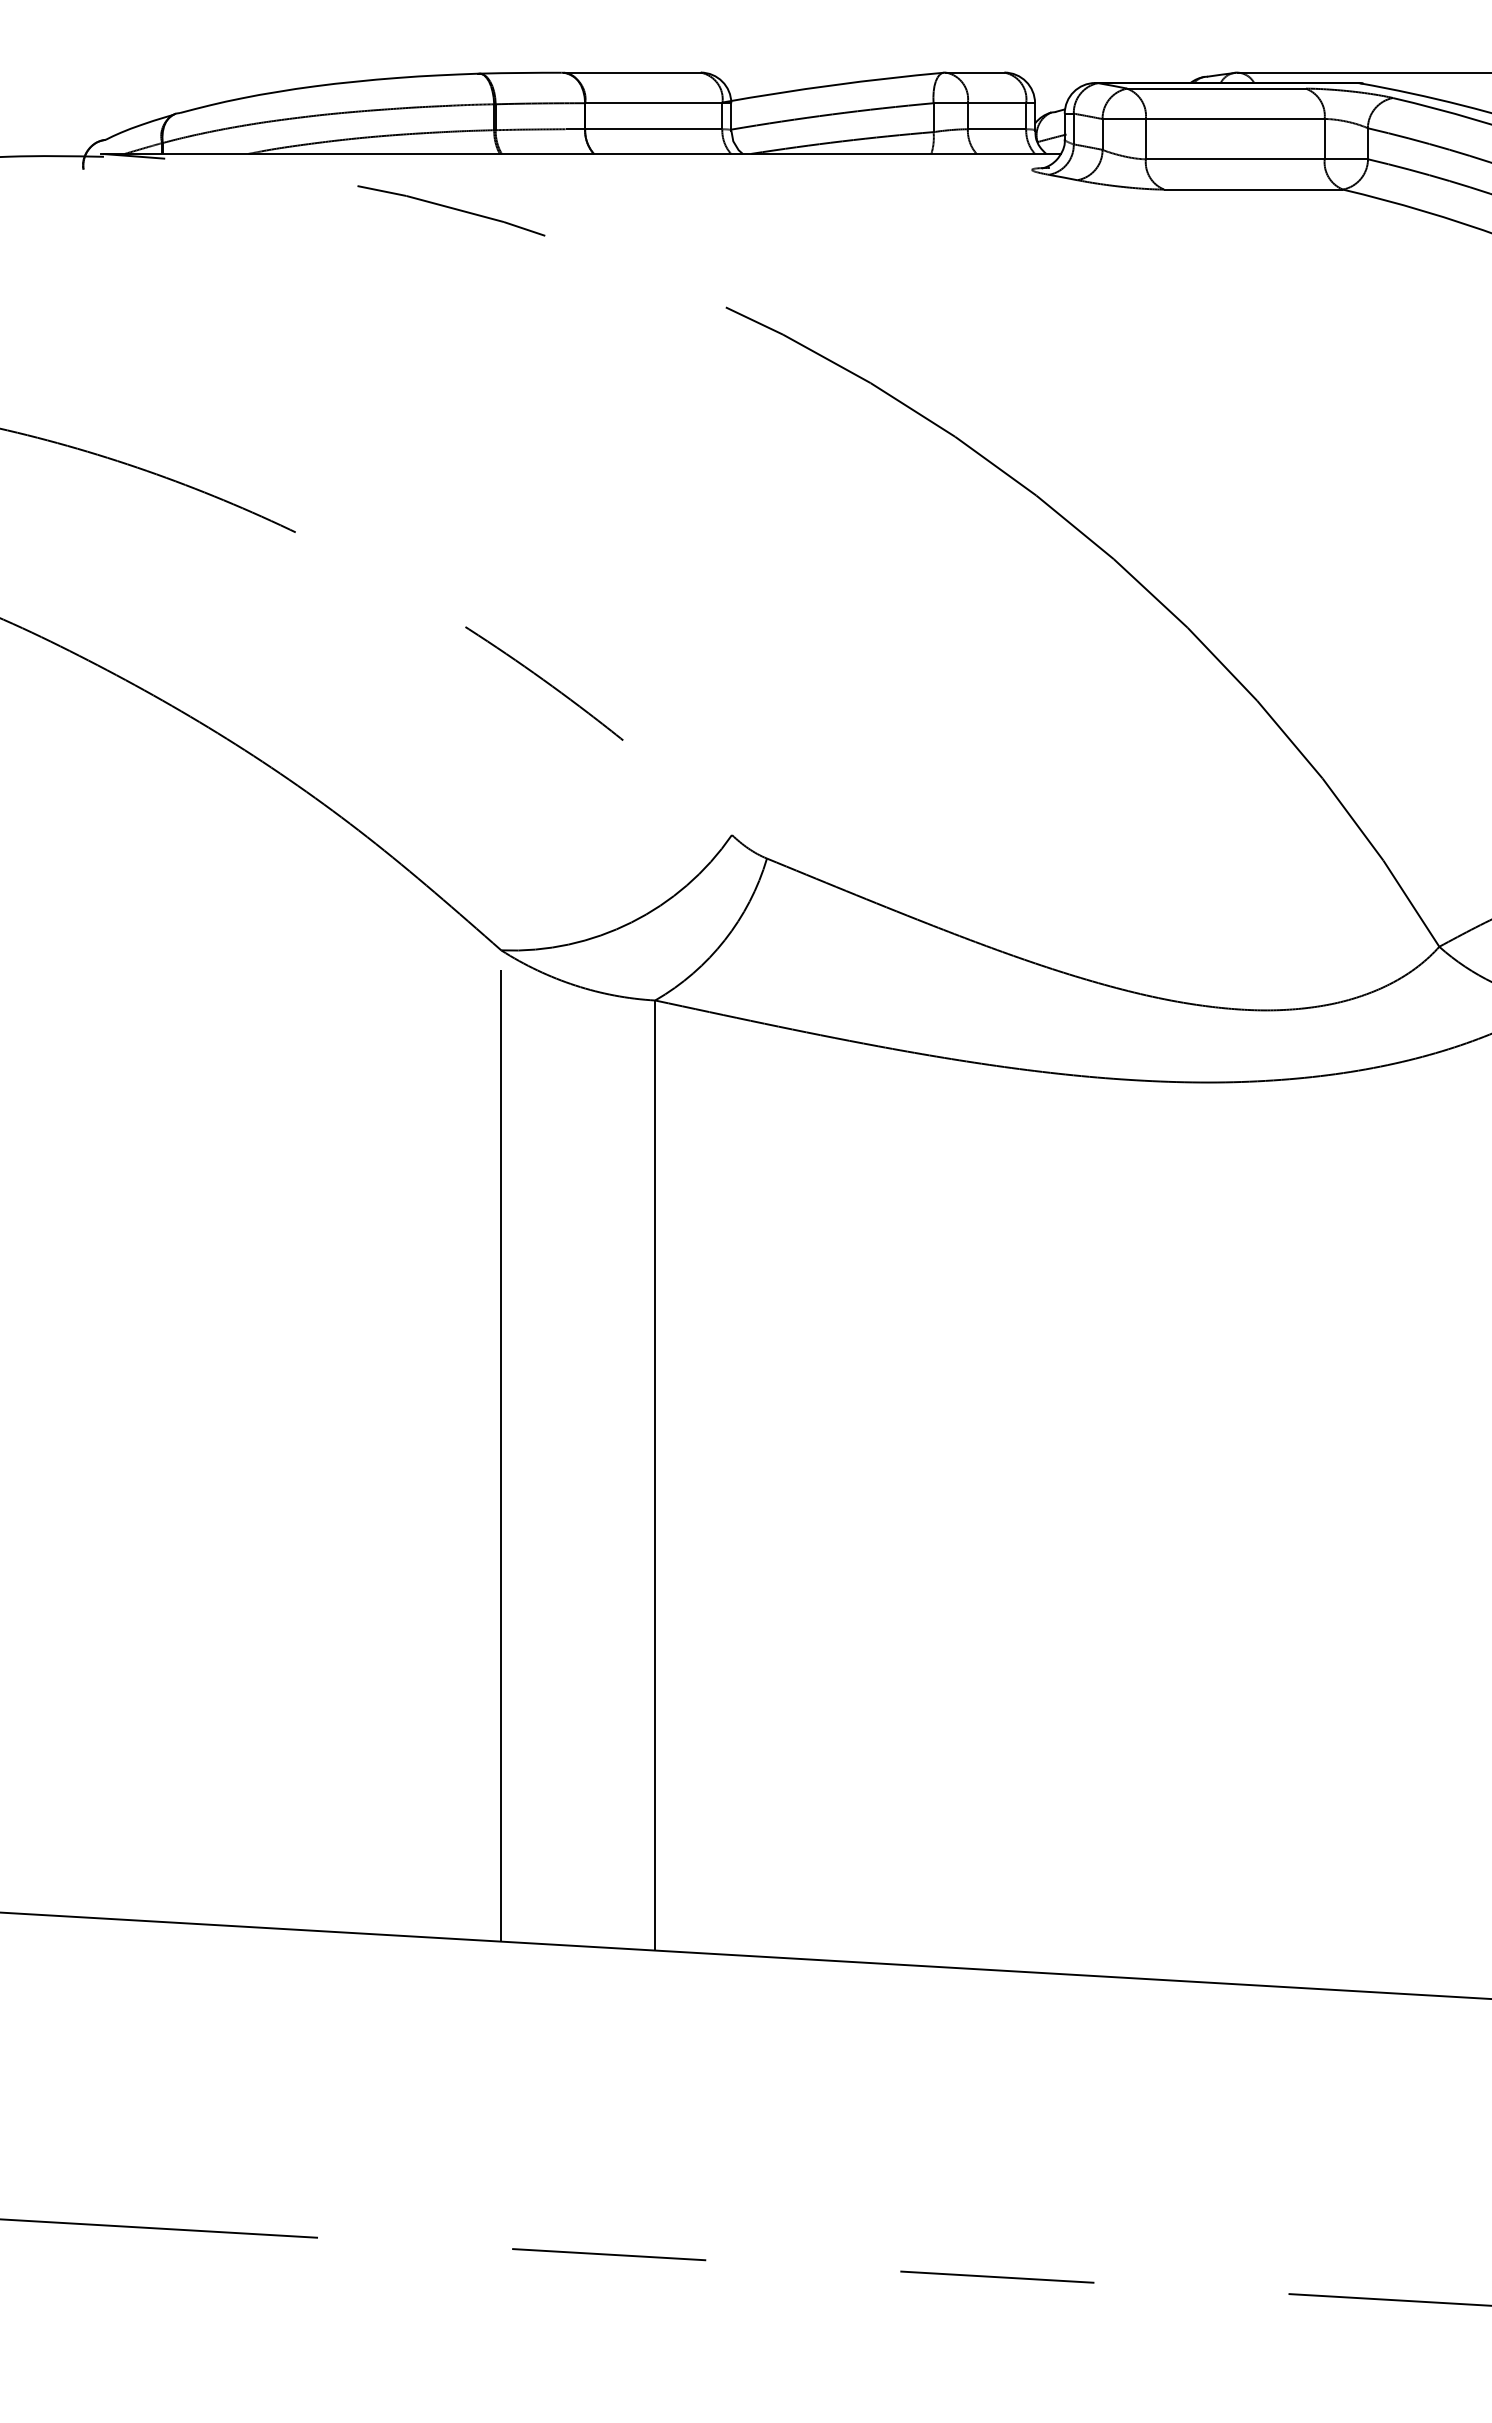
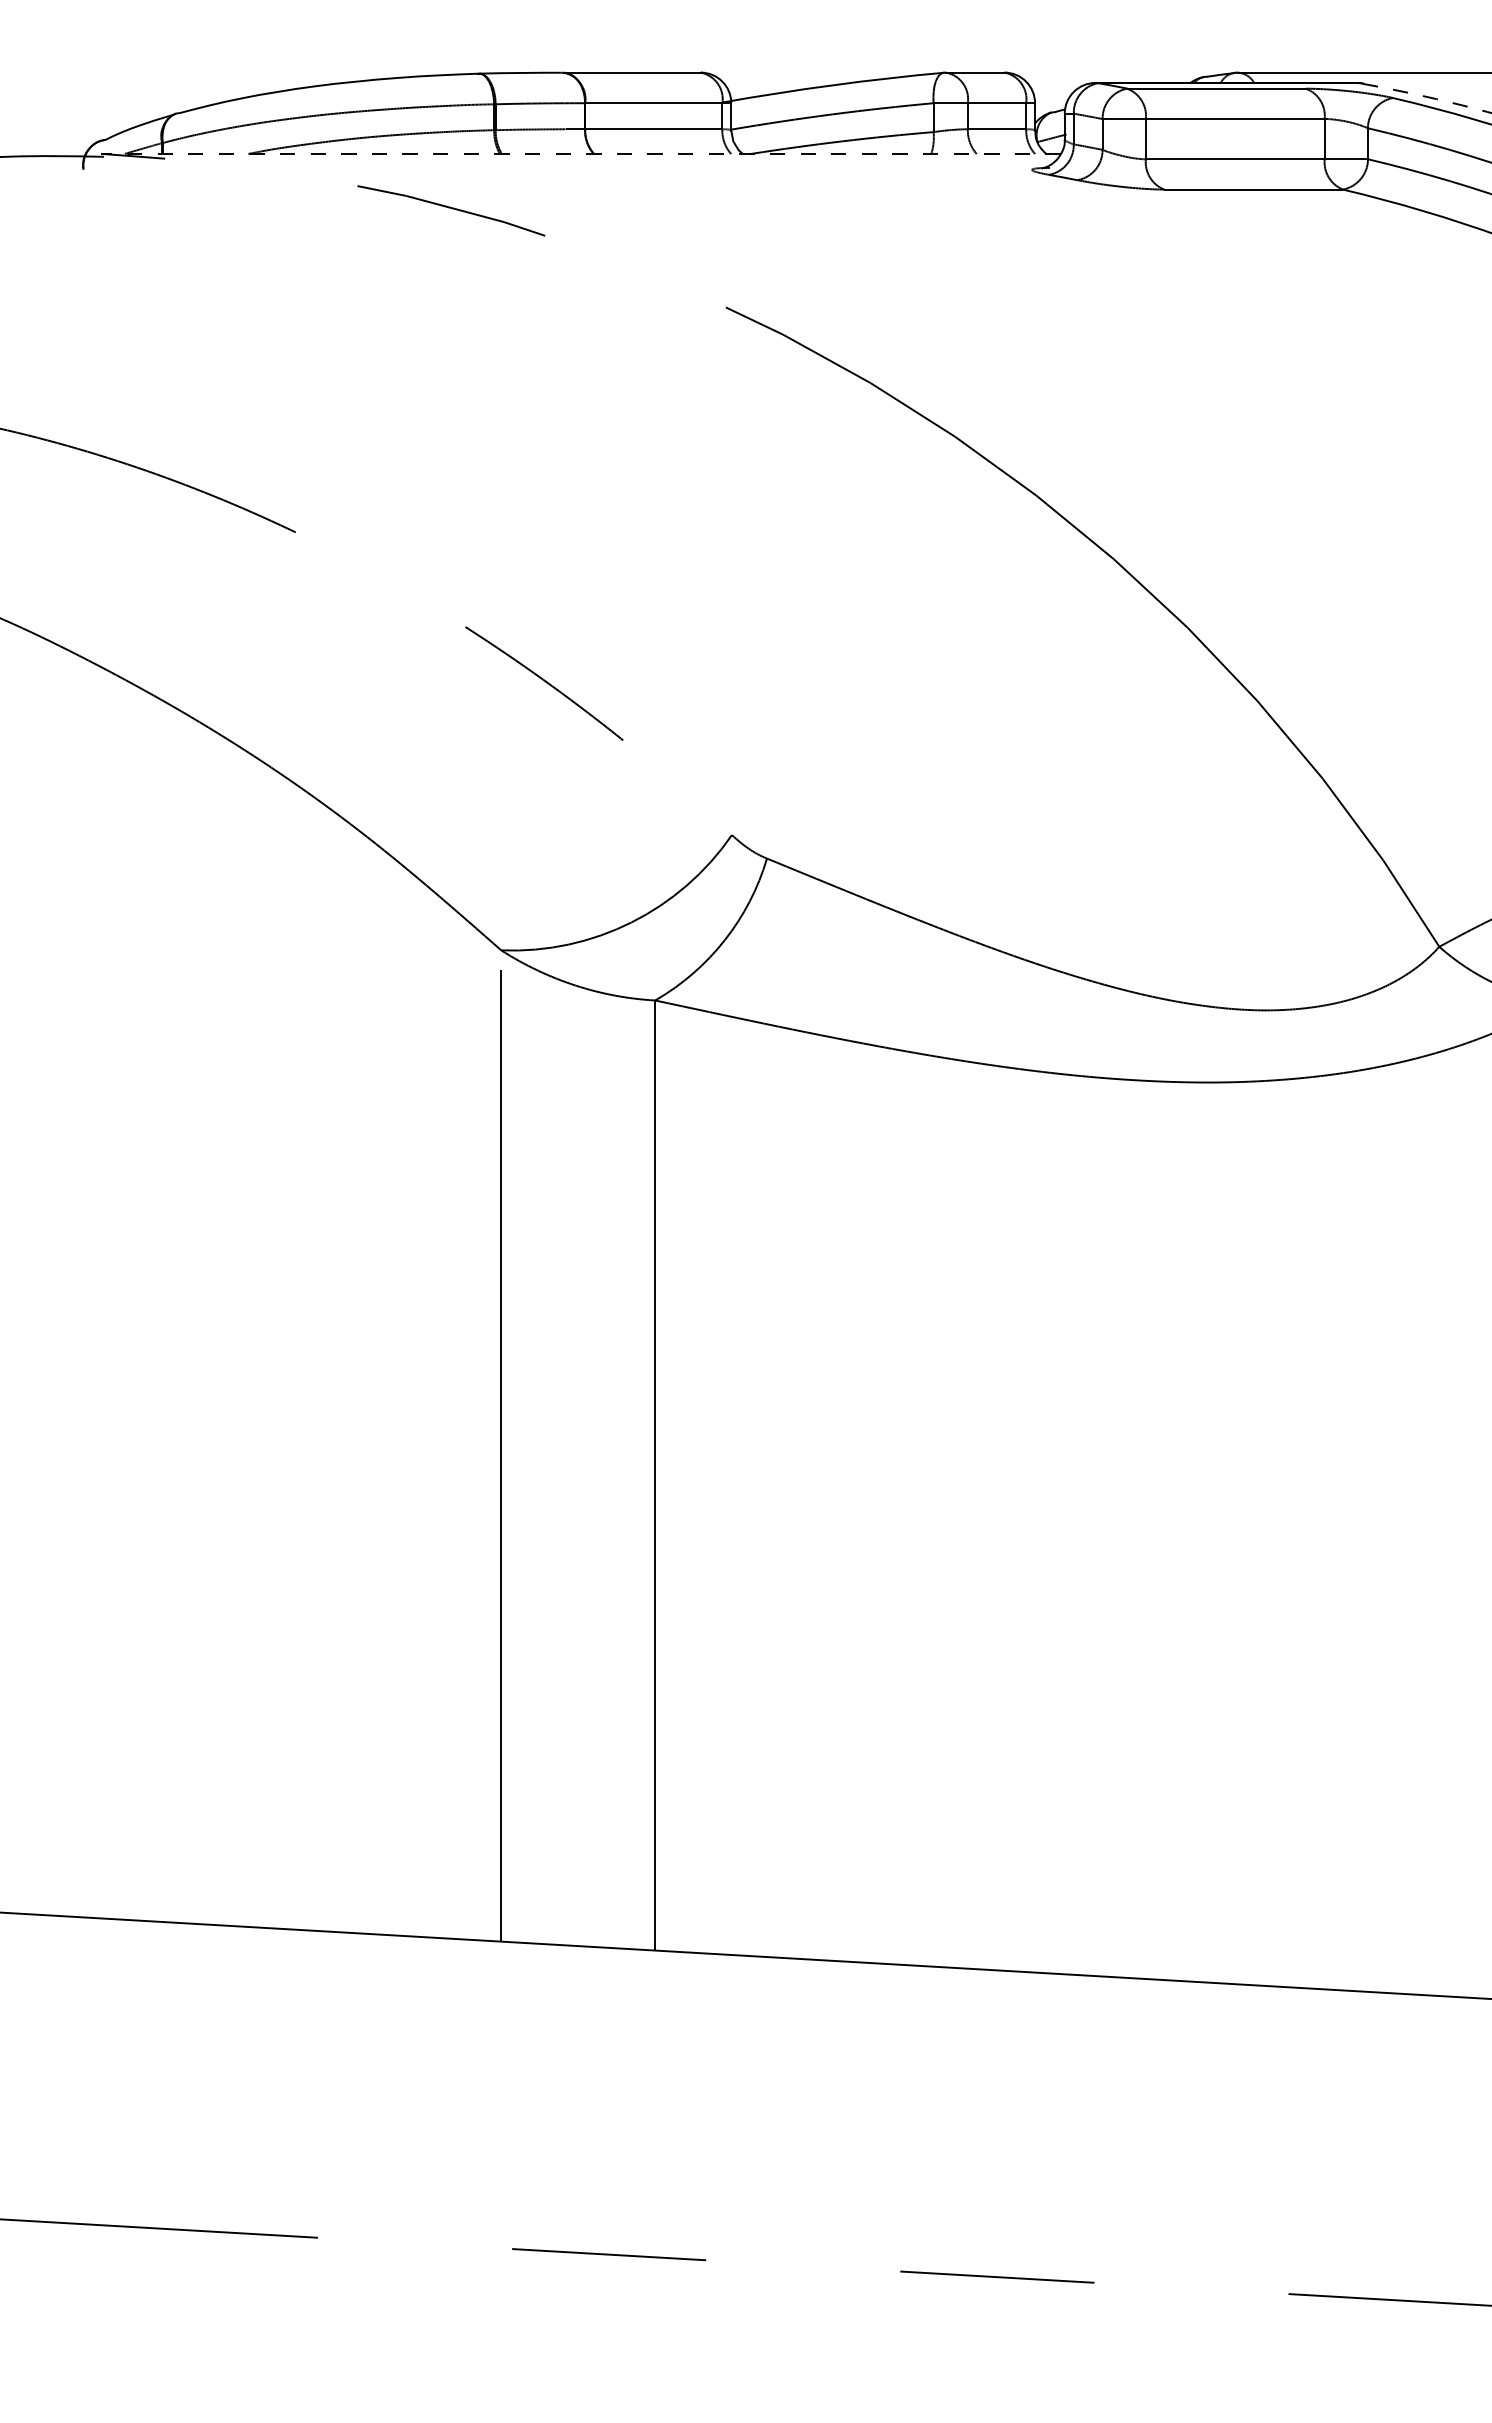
arc: solid -> dashed (1425, 96)
line: solid -> dashed (580, 153)
